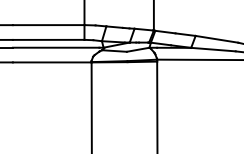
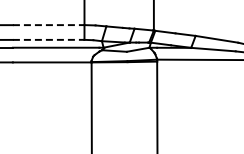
line: solid -> dashed (48, 25)
line: solid -> dashed (48, 39)
